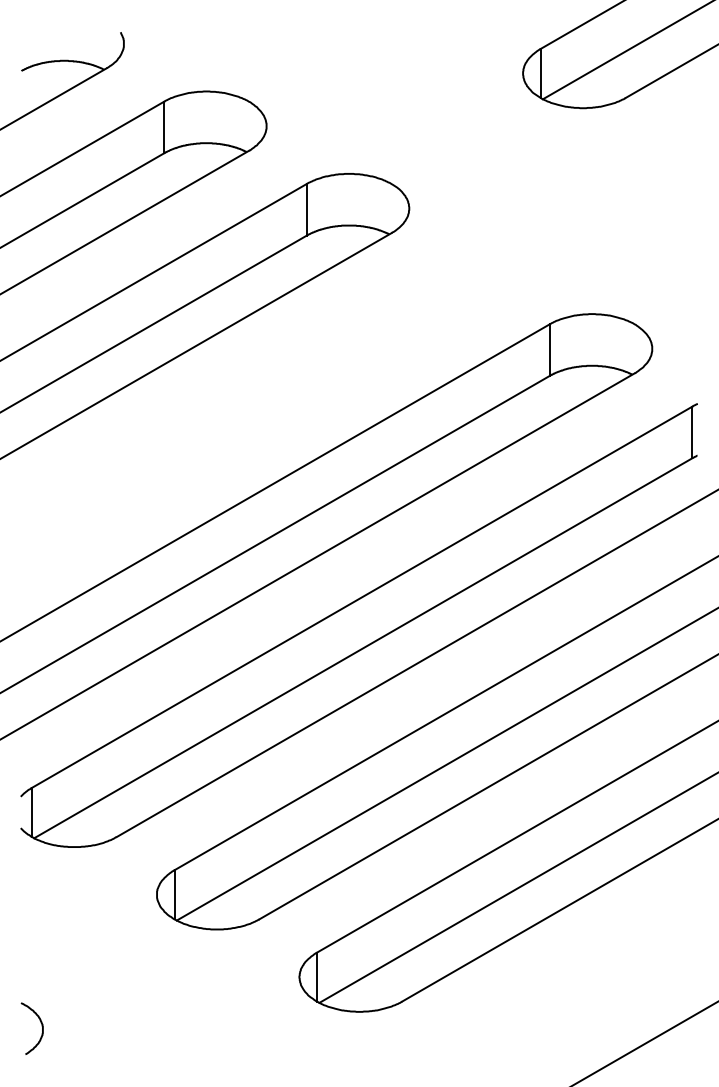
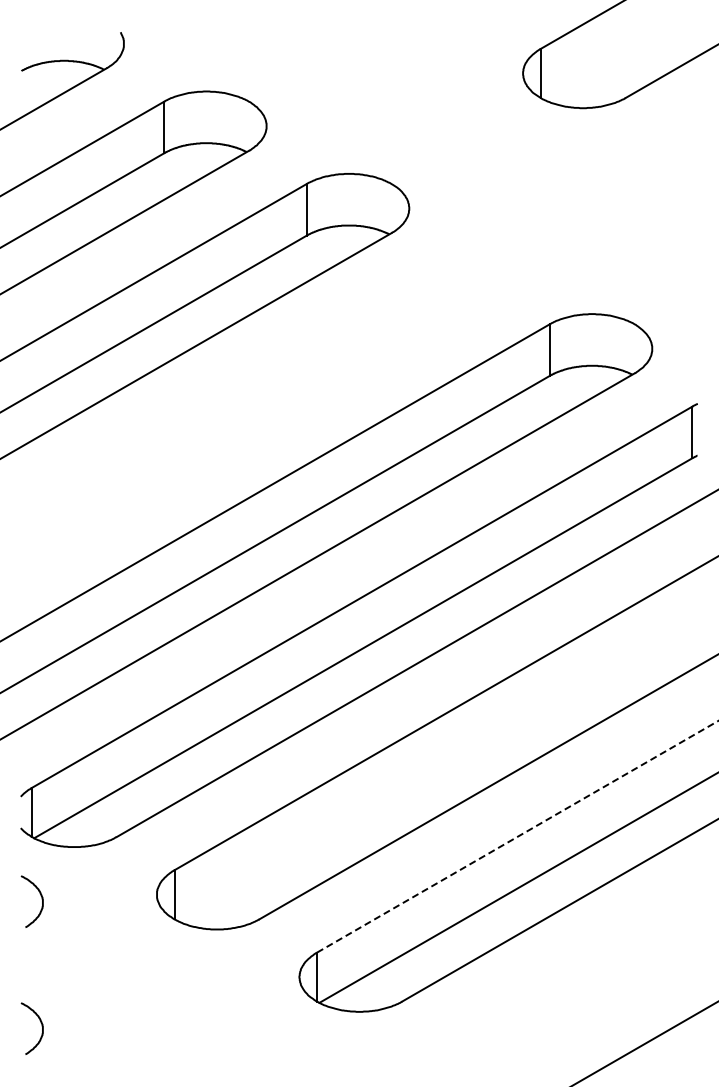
line: present -> none (626, 50)
line: present -> none (445, 764)
line: solid -> dashed (517, 836)
curve: none -> present (41, 899)
